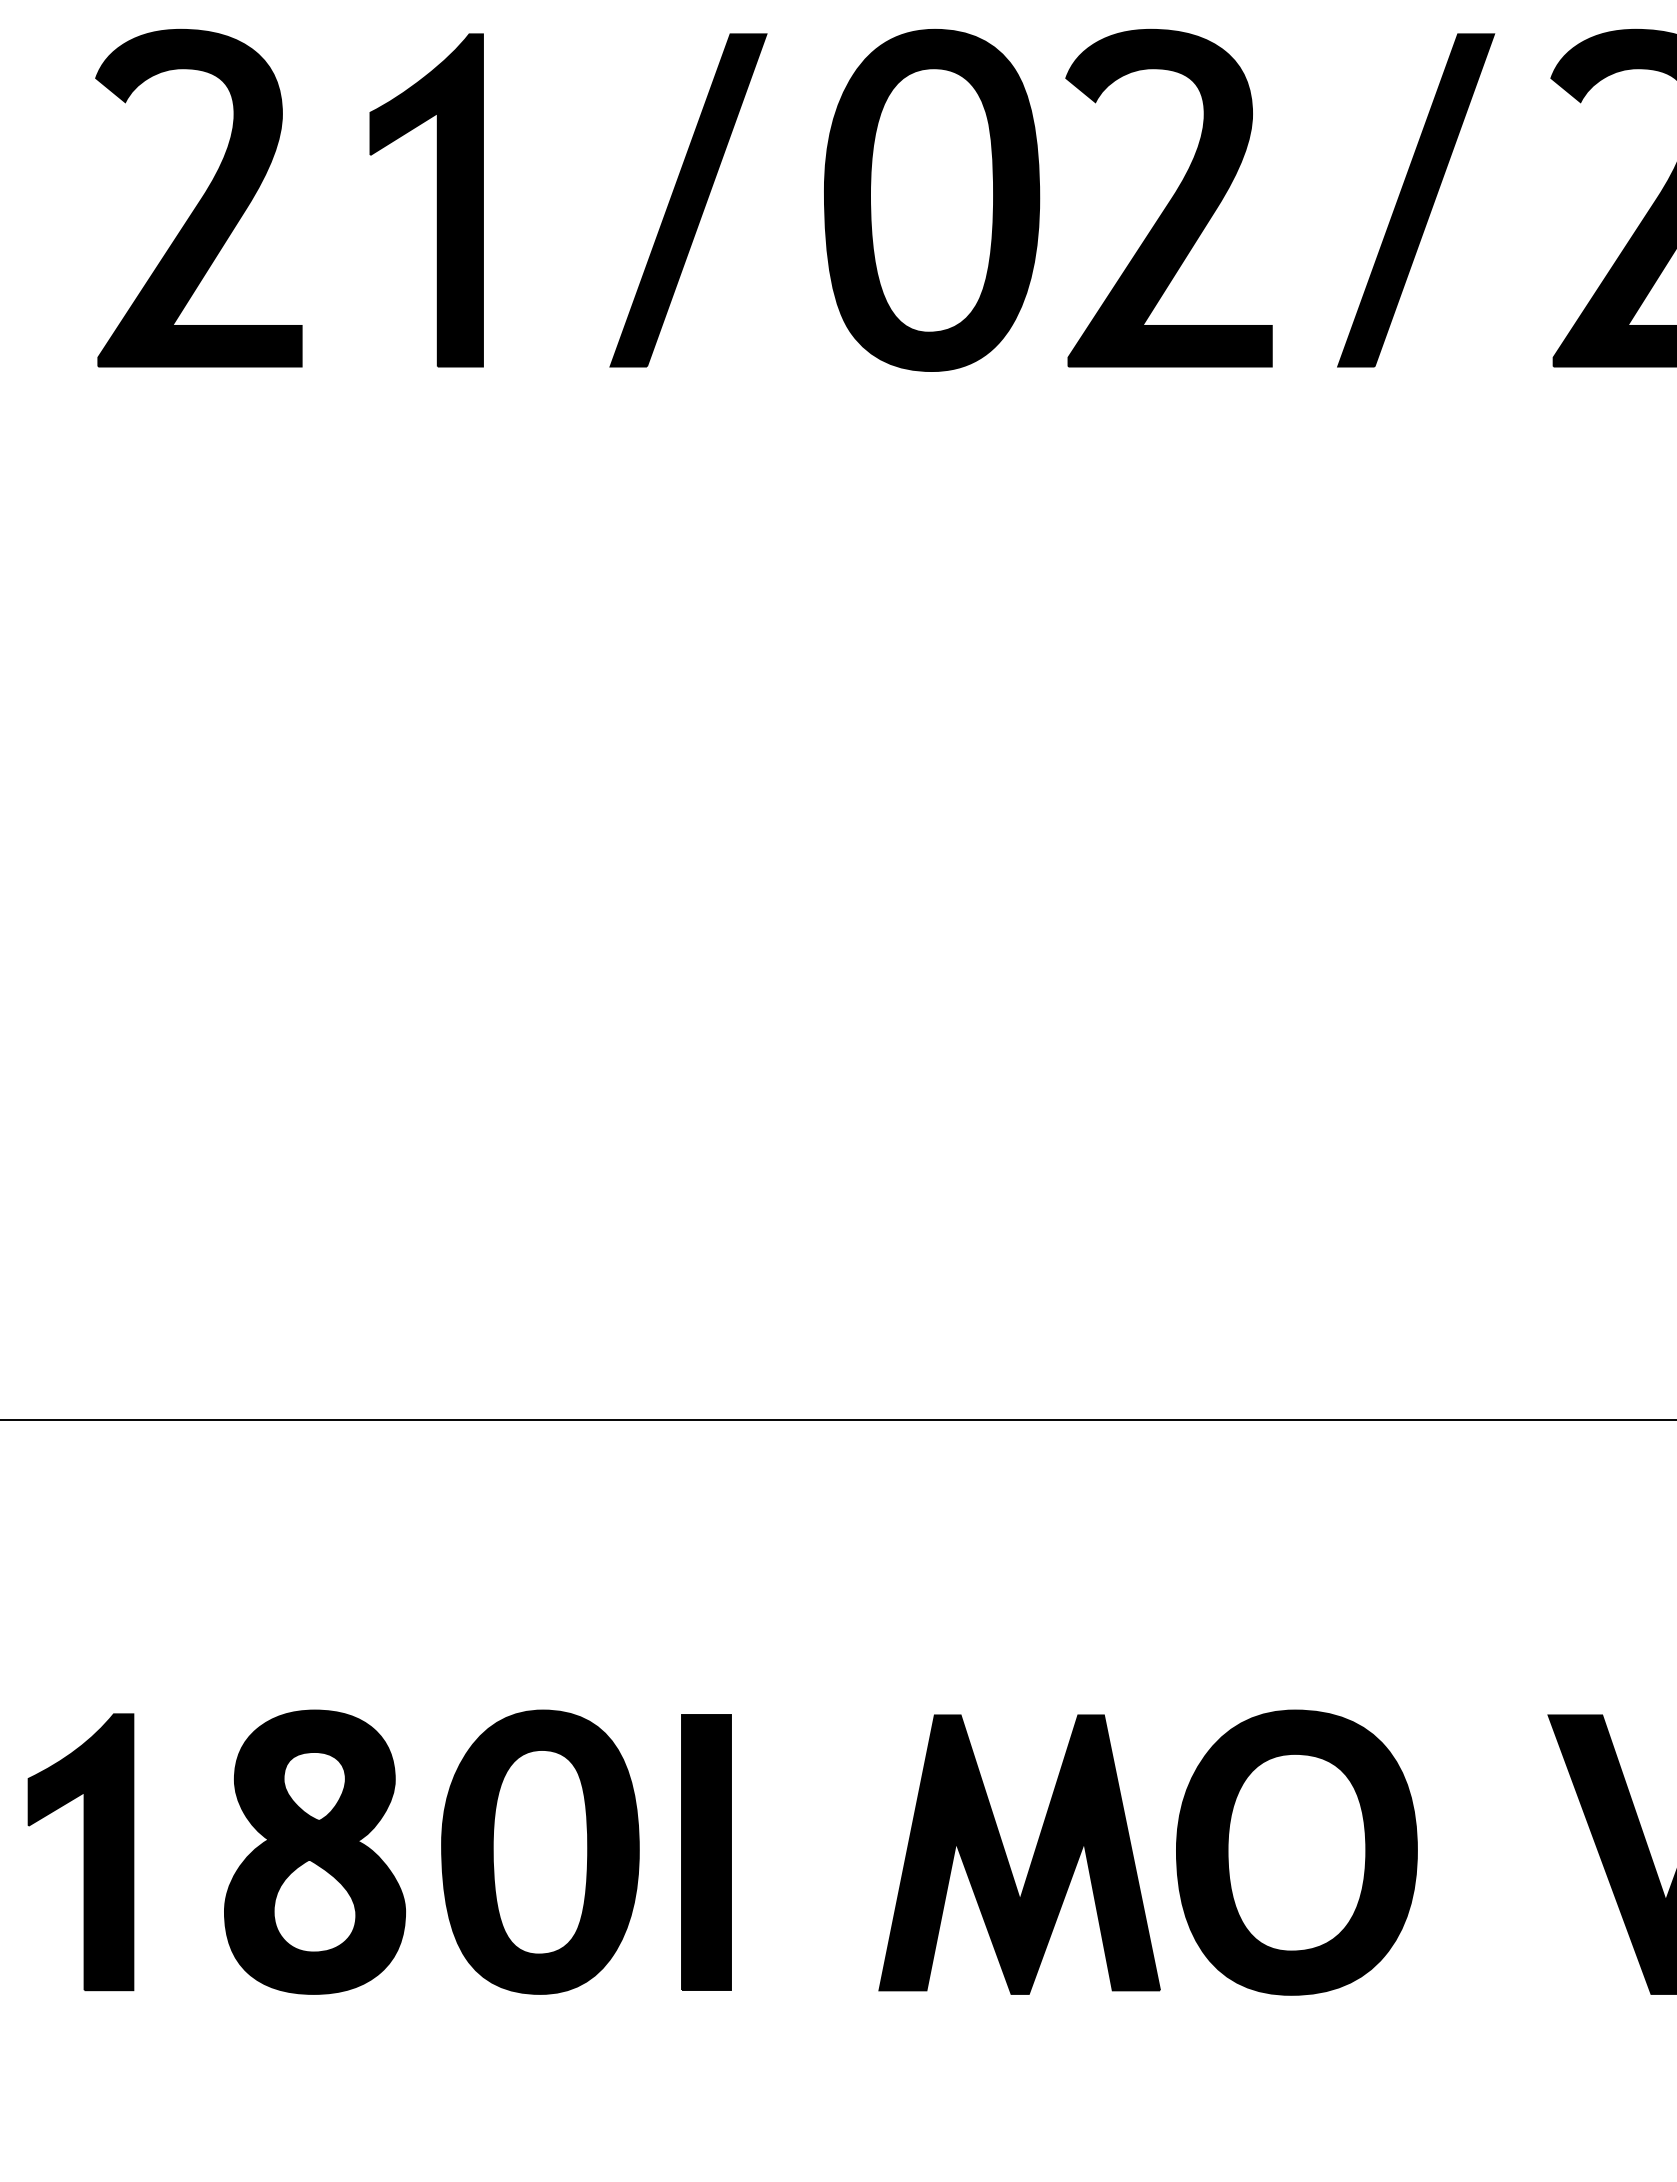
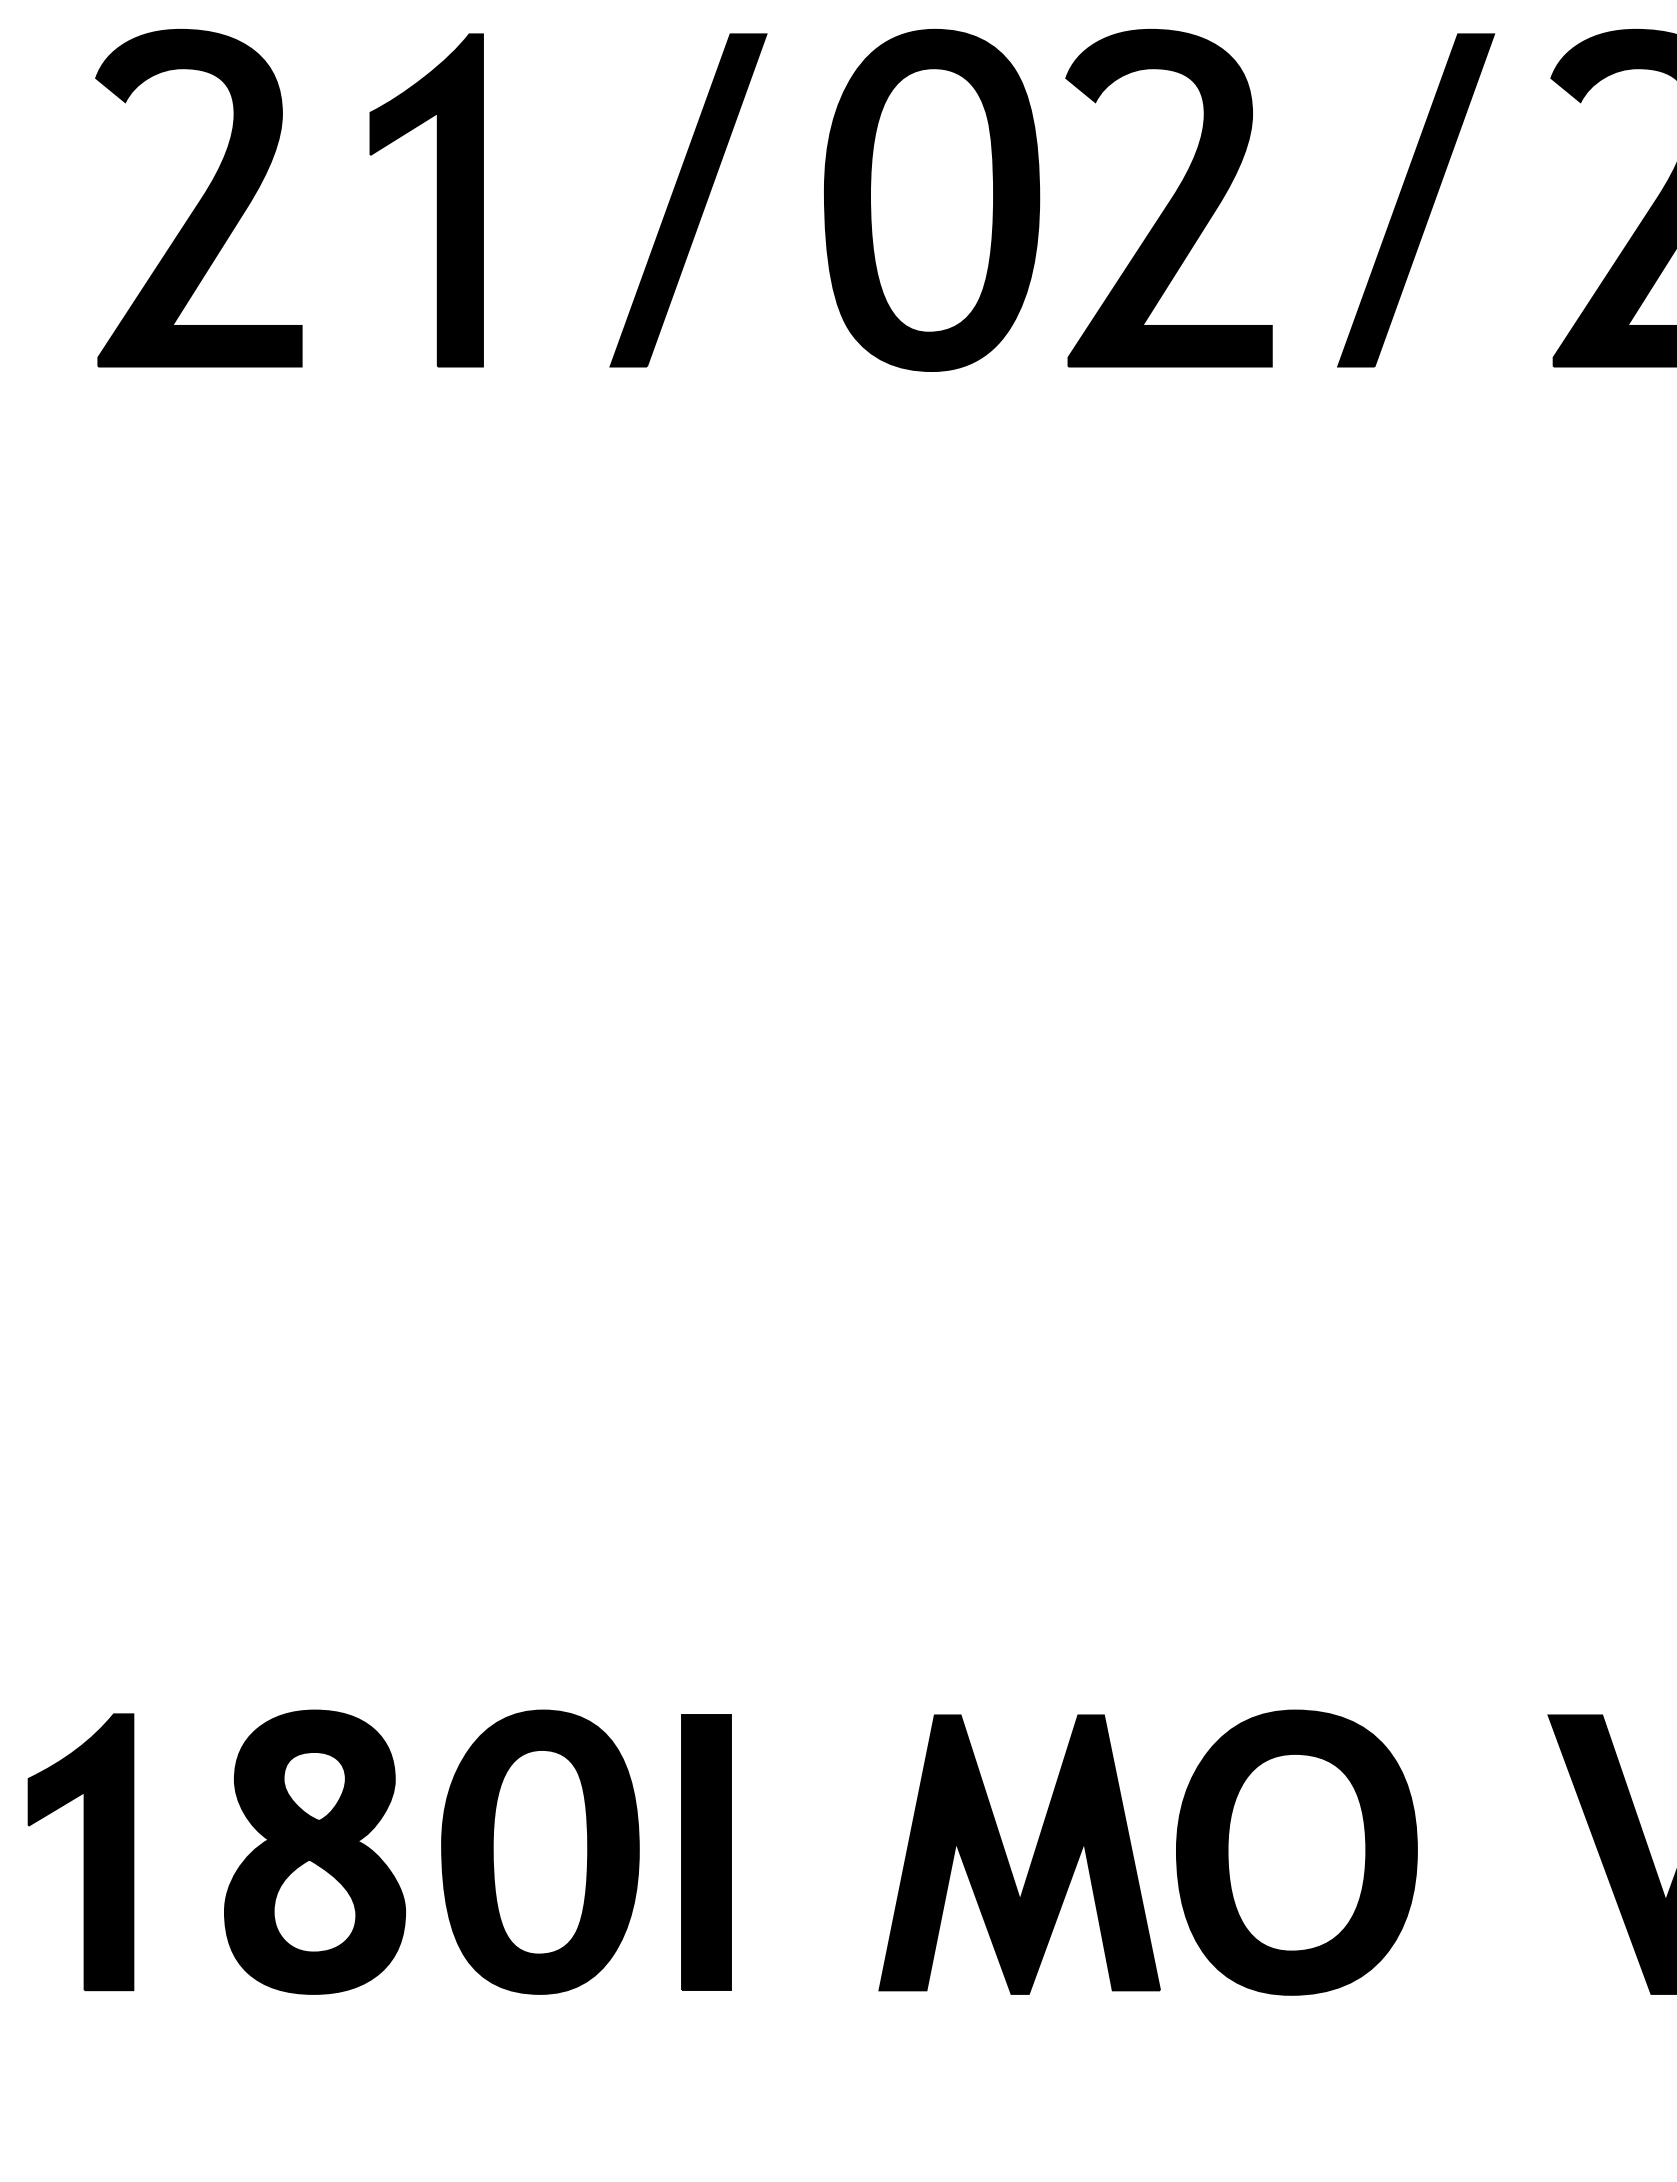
line: present -> none (837, 1419)
